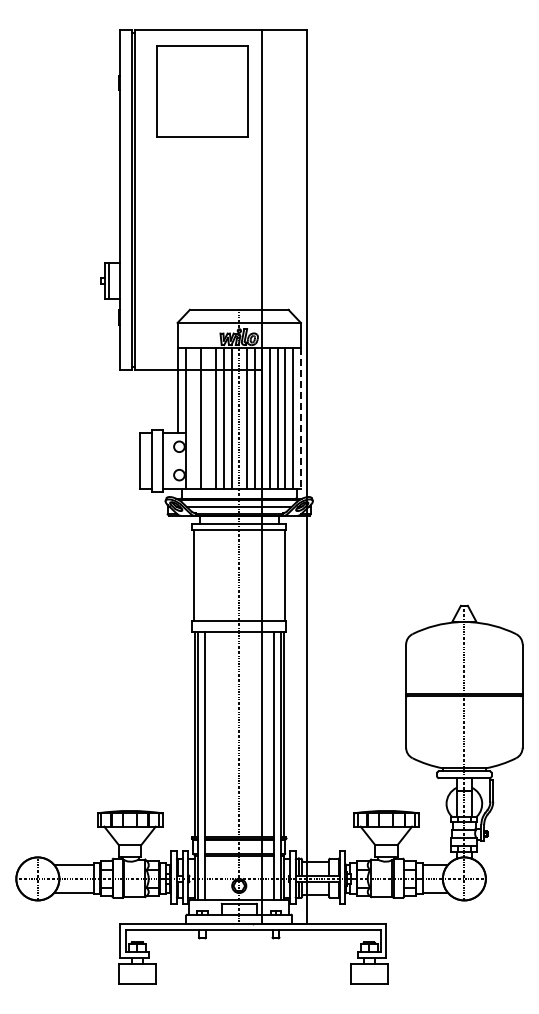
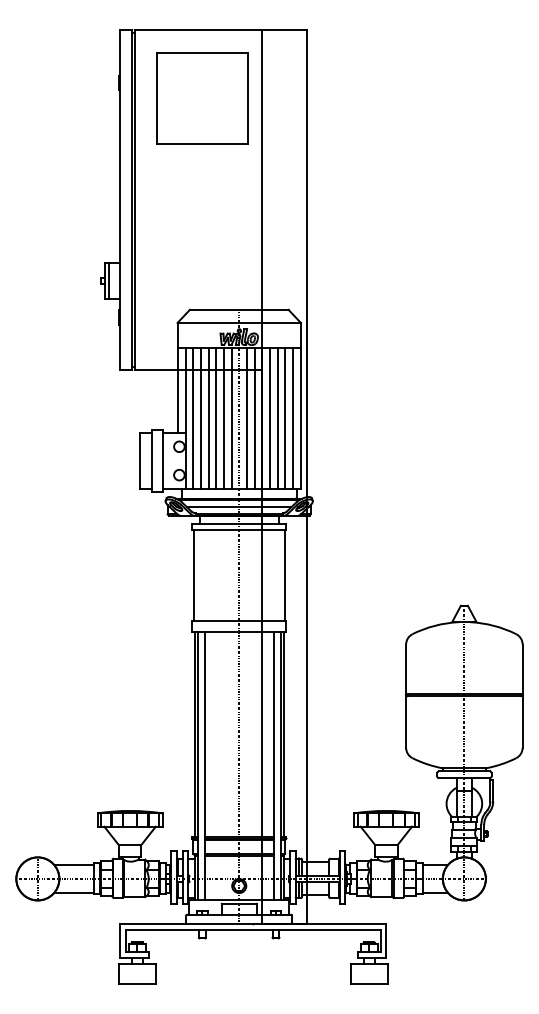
part position: (202, 91) -> (202, 98) (202, 98)
line: none -> present (193, 418)
line: none -> present (208, 418)
line: dashed -> solid (300, 418)
